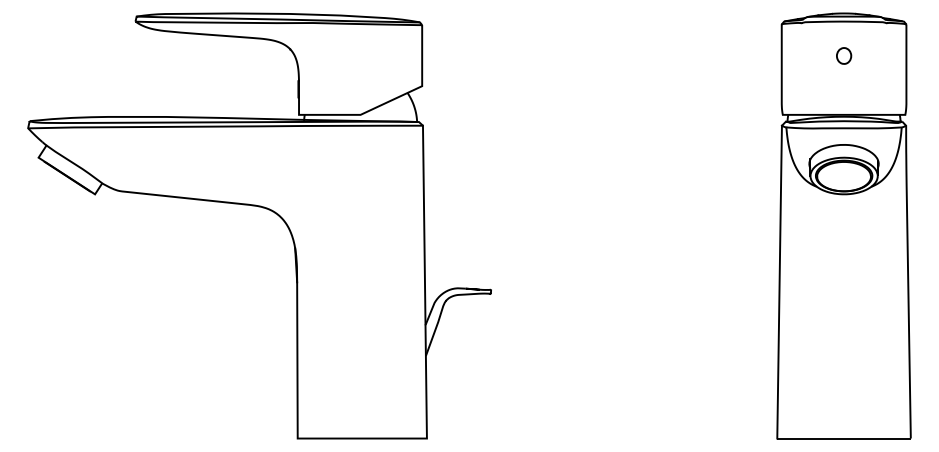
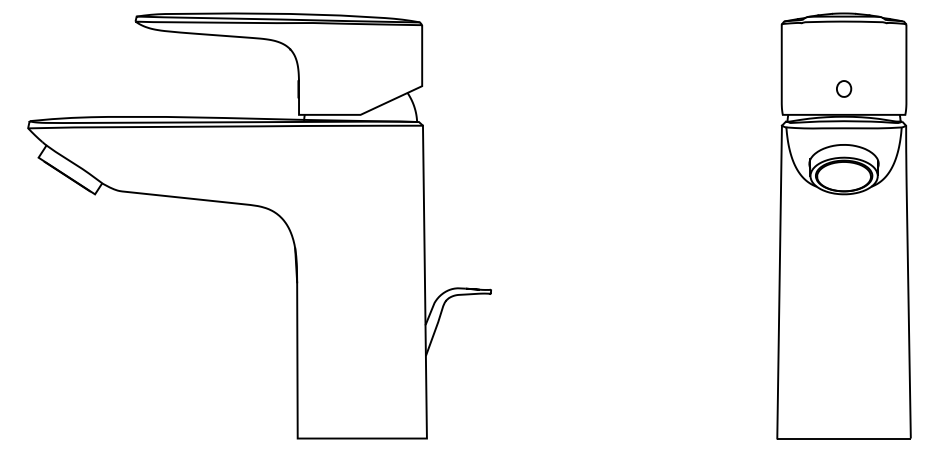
part position: (844, 55) -> (844, 88) (844, 88)
